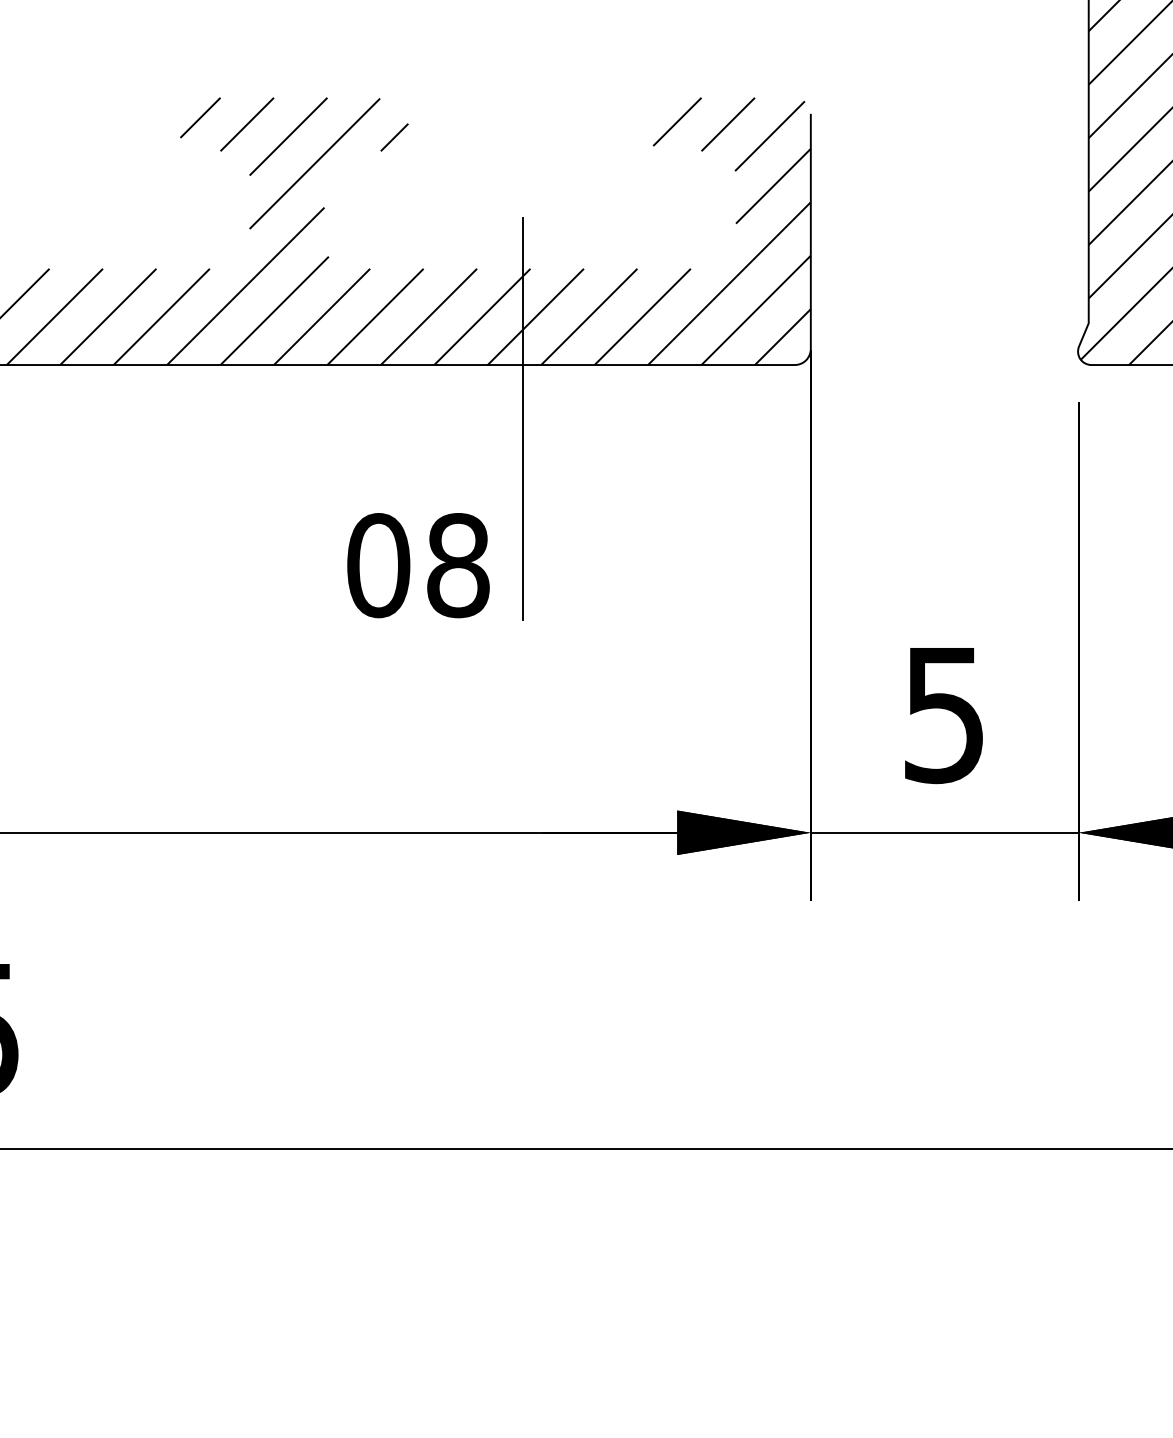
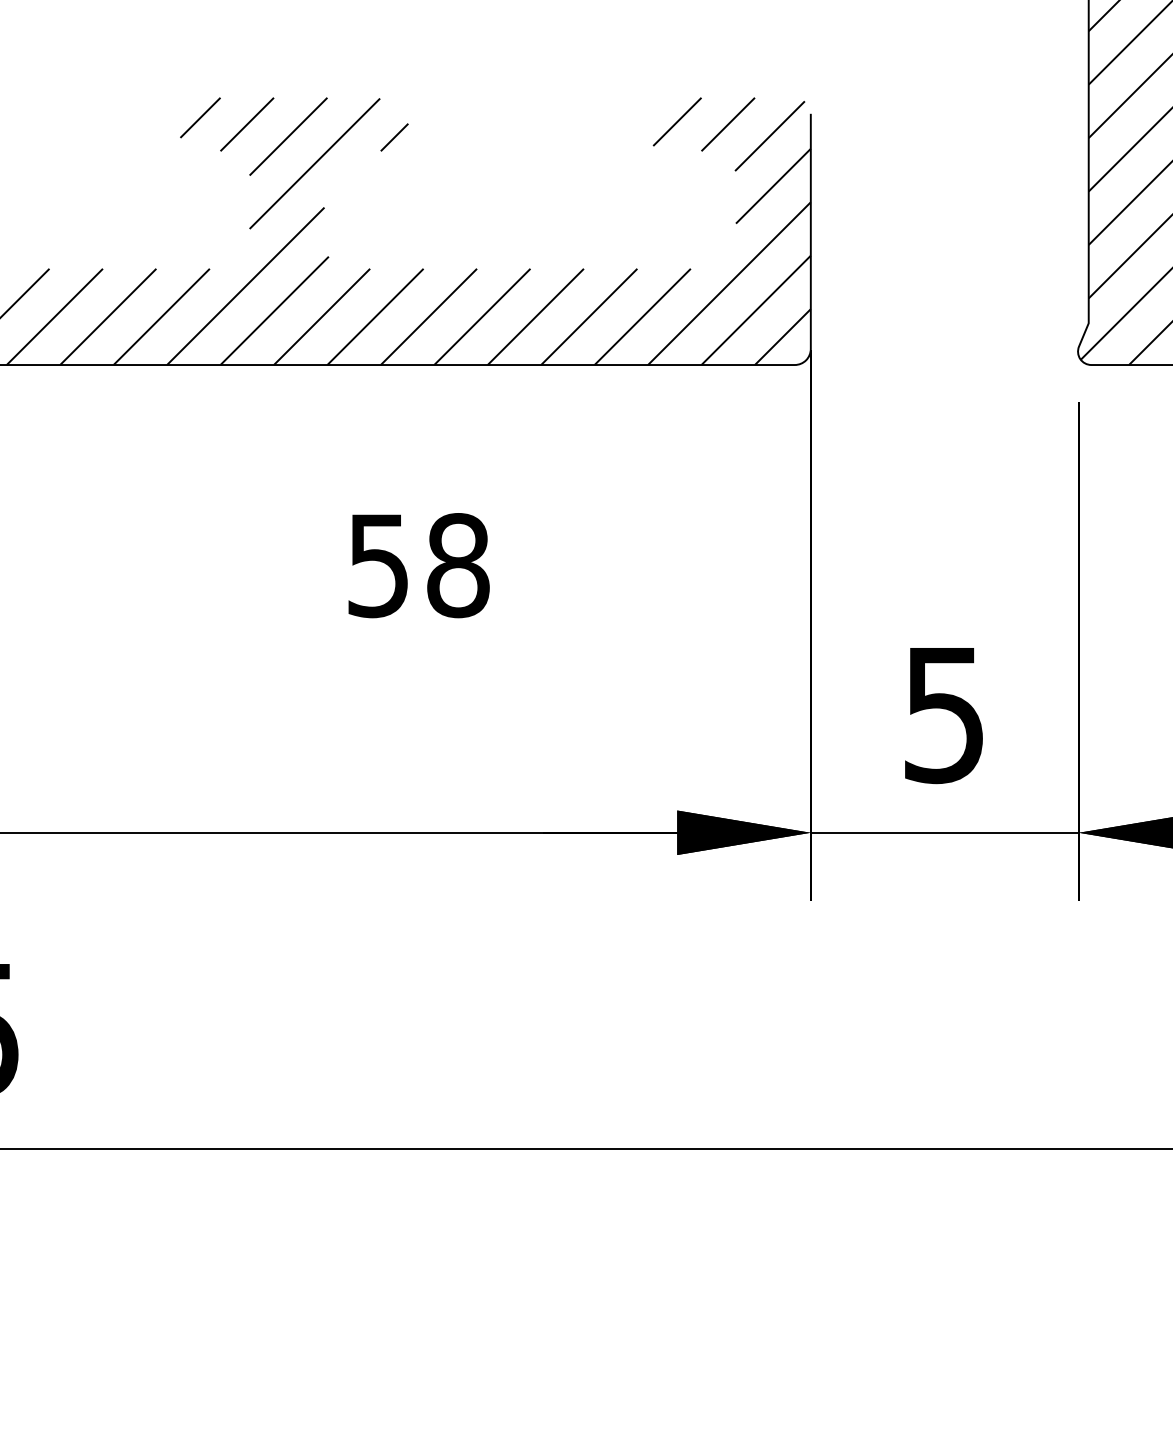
line: present -> none (522, 418)
text: 08 -> 58 (378, 565)
